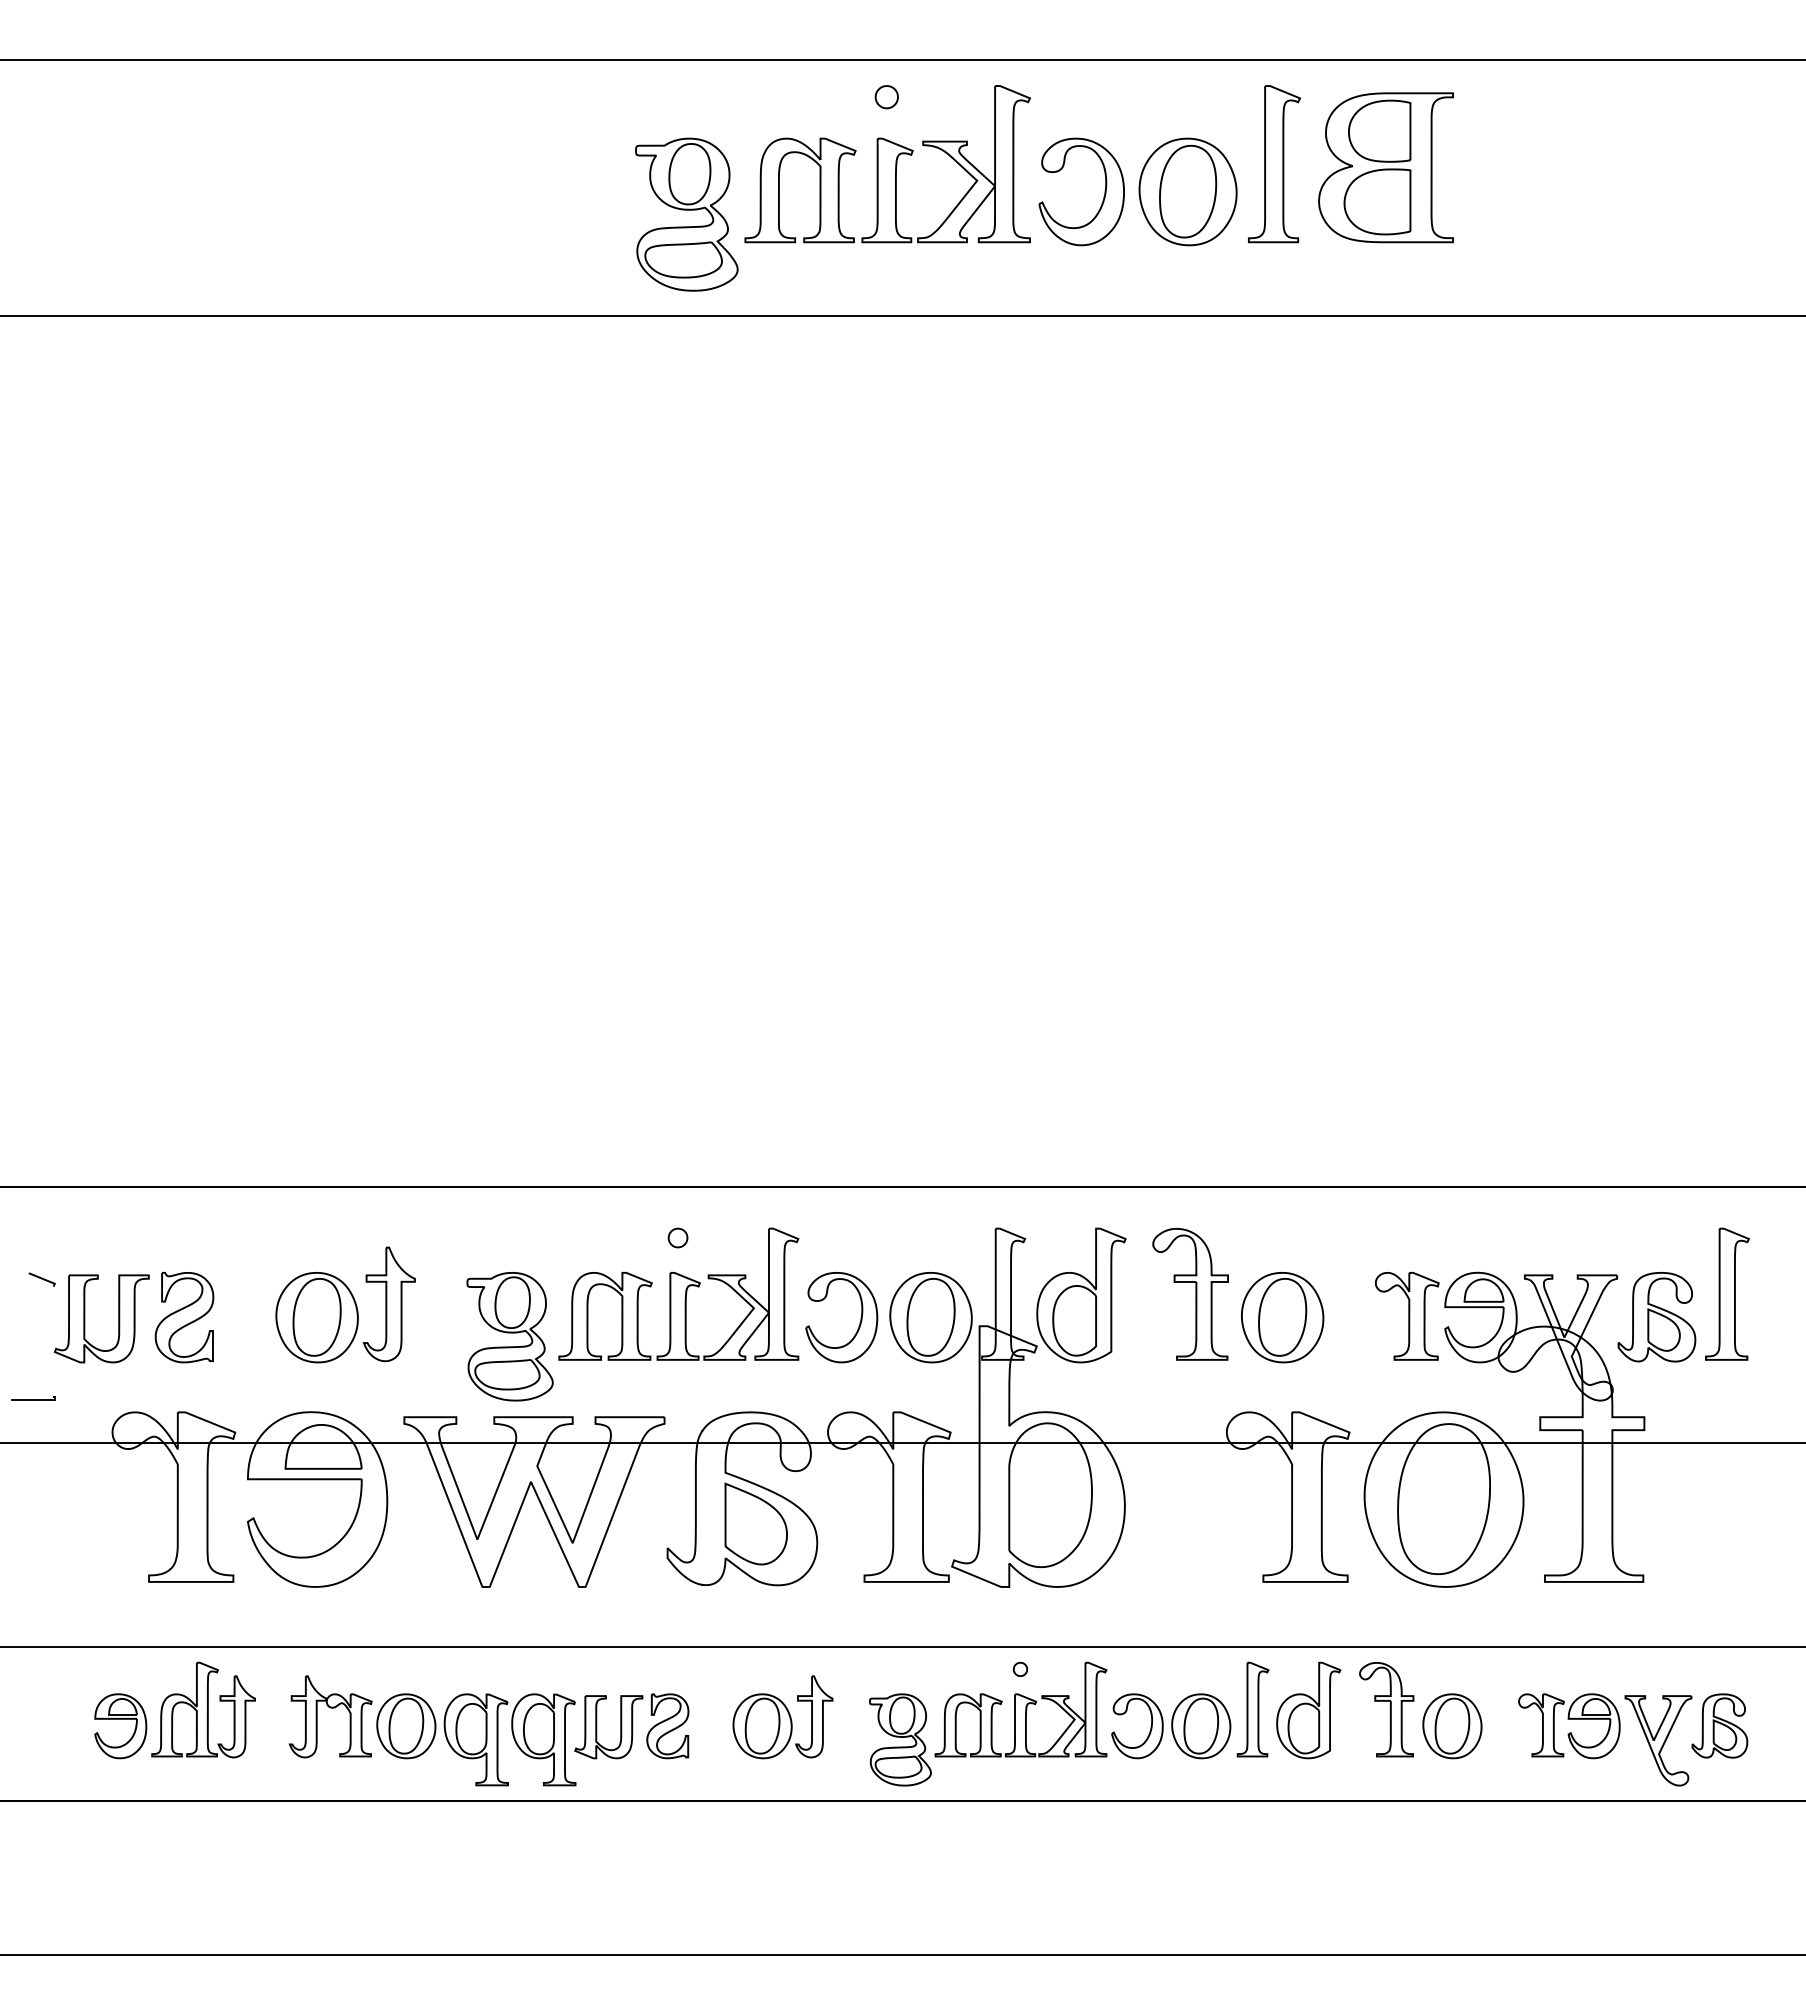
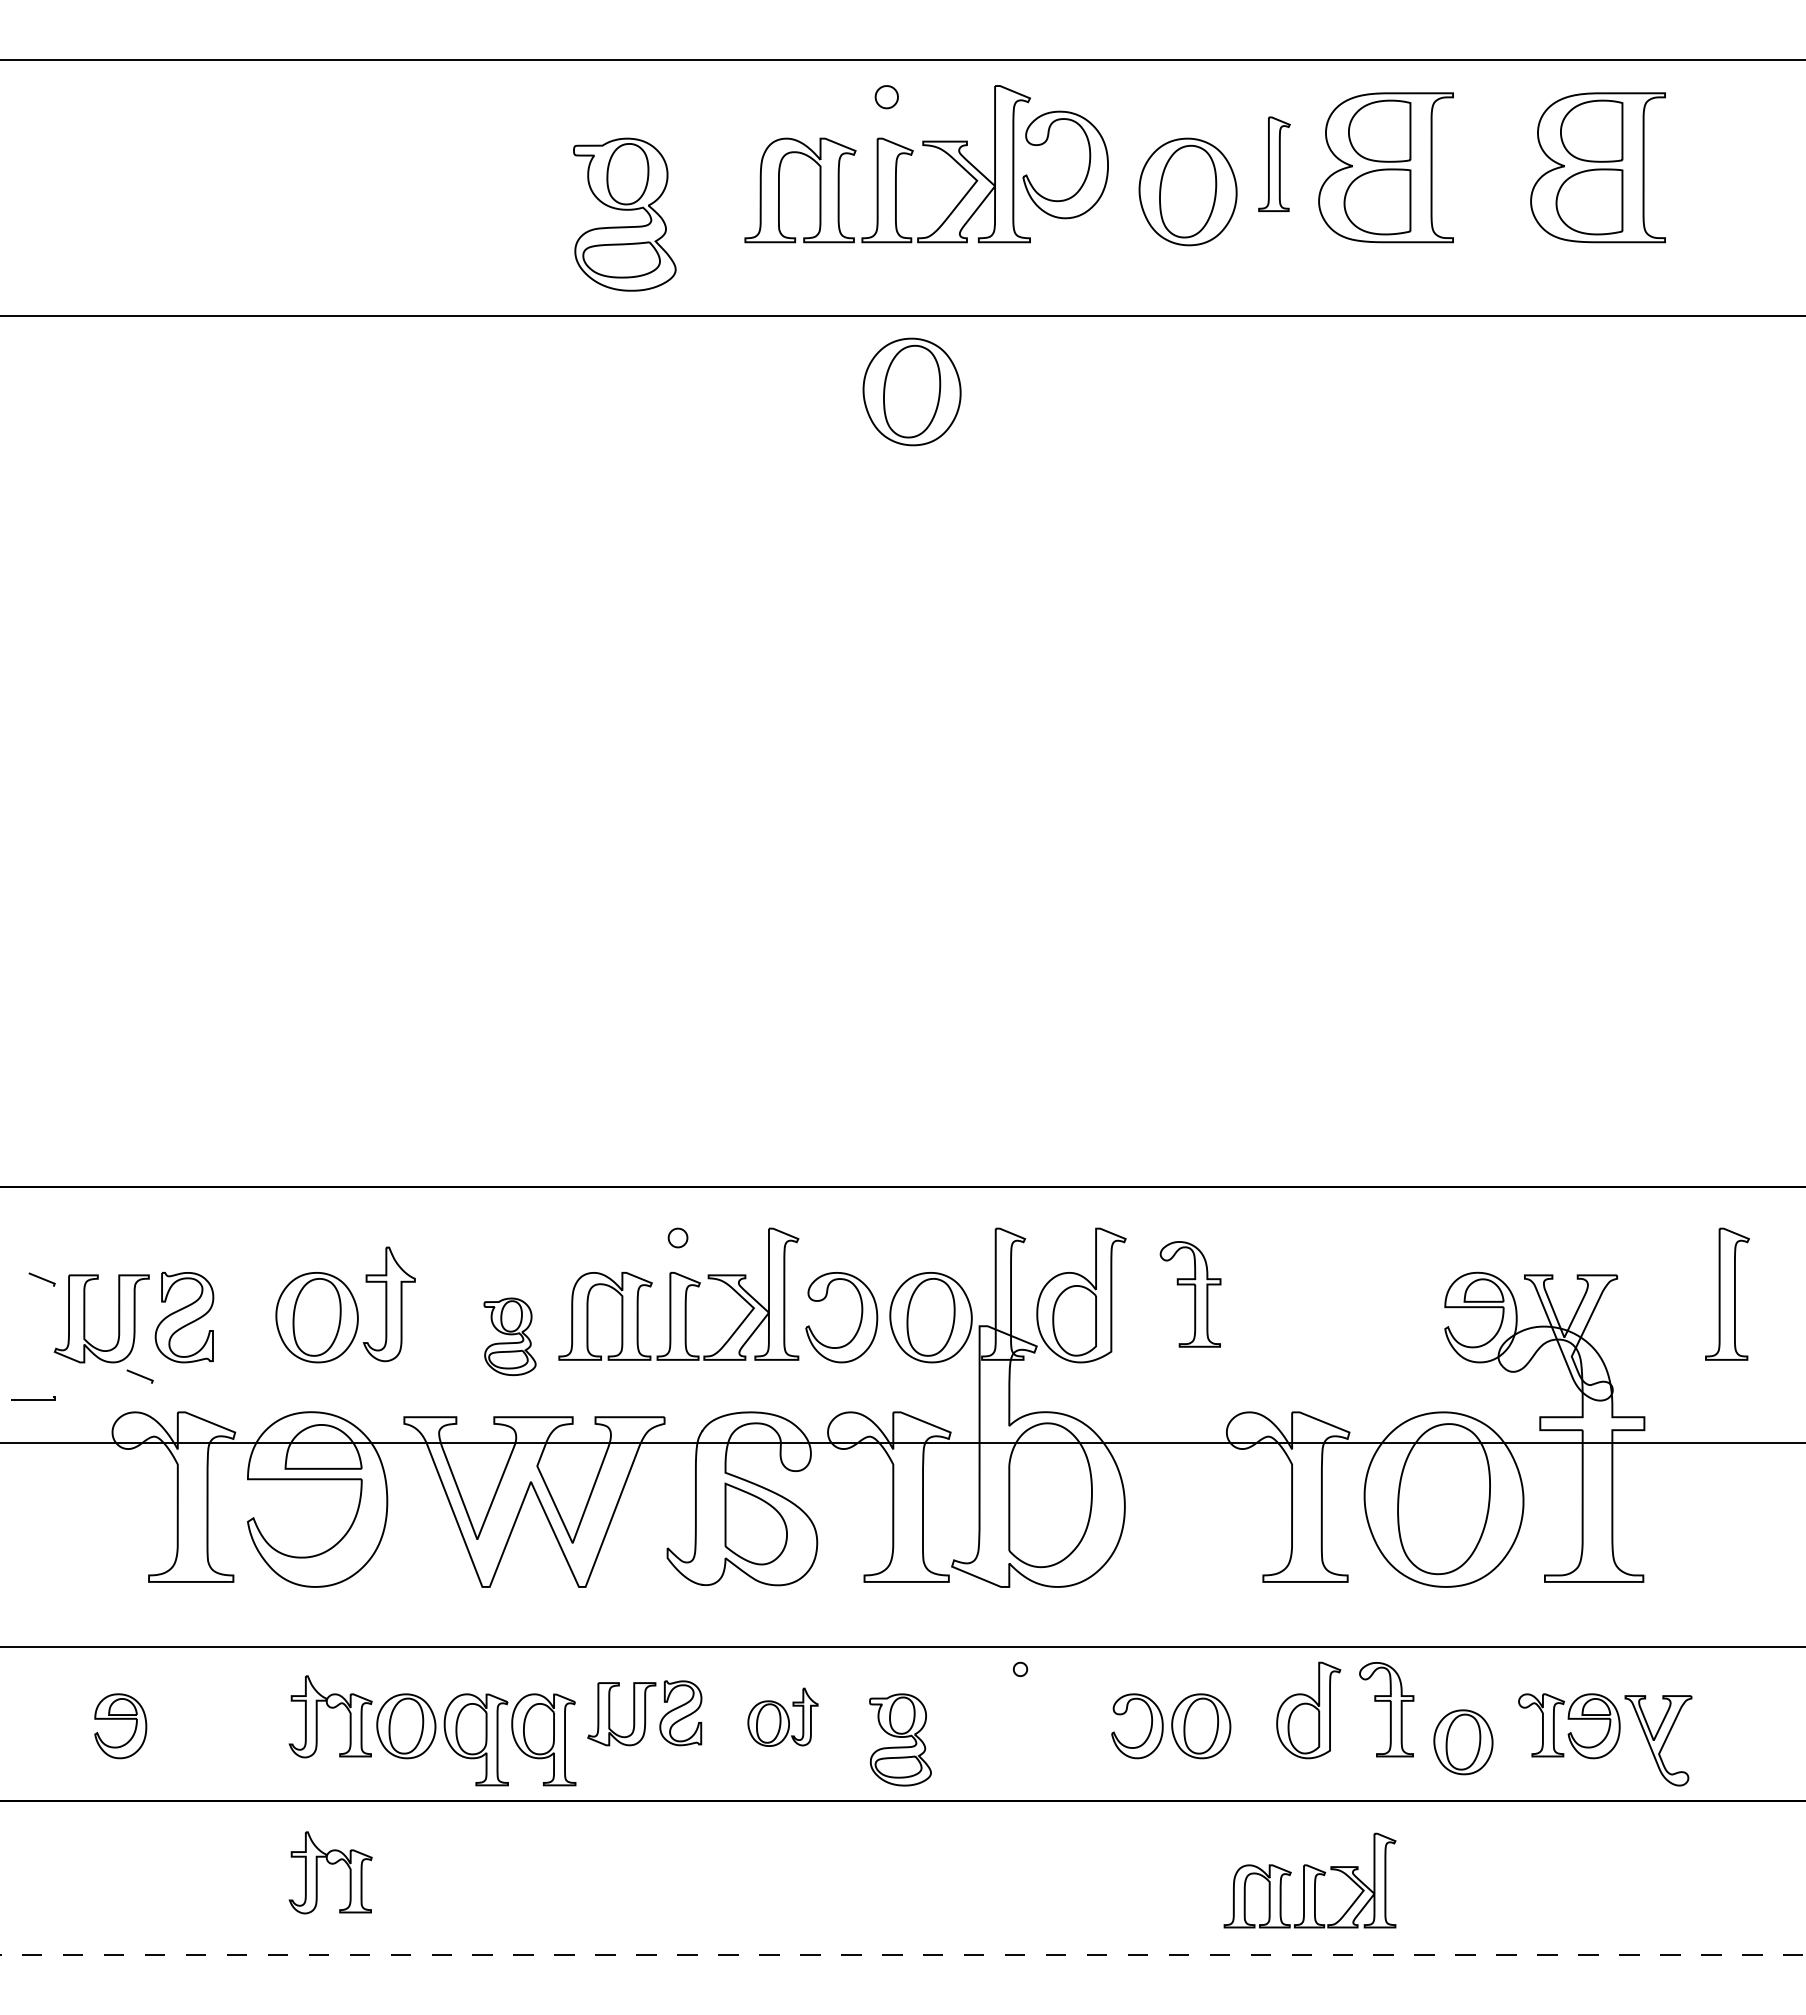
part size: 53x159 px -> 33x96 px (1274, 163)
part: none -> present (1597, 167)
part position: (1103, 196) -> (1087, 169) (1087, 169)
part position: (686, 214) -> (624, 214) (624, 214)
part: none -> present (911, 391)
part size: 77x133 px -> 63x107 px (1190, 1294)
part: present -> none (1407, 1316)
part: present -> none (1282, 1317)
part: present -> none (1656, 1317)
part size: 88x130 px -> 54x79 px (509, 1336)
line: none -> present (139, 1376)
part: present -> none (203, 1709)
part position: (1020, 1709) -> (1309, 1880) (1309, 1880)
part: present -> none (1252, 1709)
part size: 102x85 px -> 72x60 px (782, 1716)
part: present -> none (1719, 1725)
part position: (631, 1726) -> (644, 1713) (644, 1713)
part position: (1452, 1726) -> (1463, 1742) (1463, 1742)
part: none -> present (330, 1864)
line: solid -> dashed (903, 1954)
